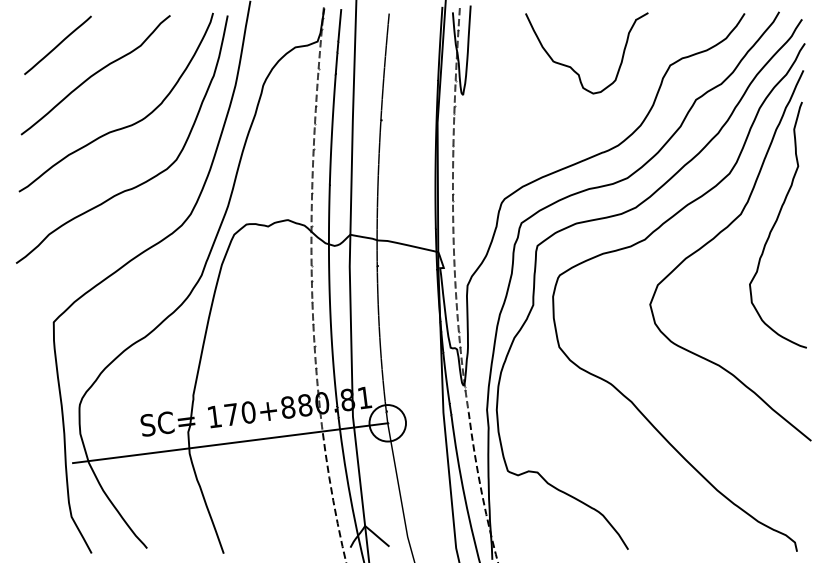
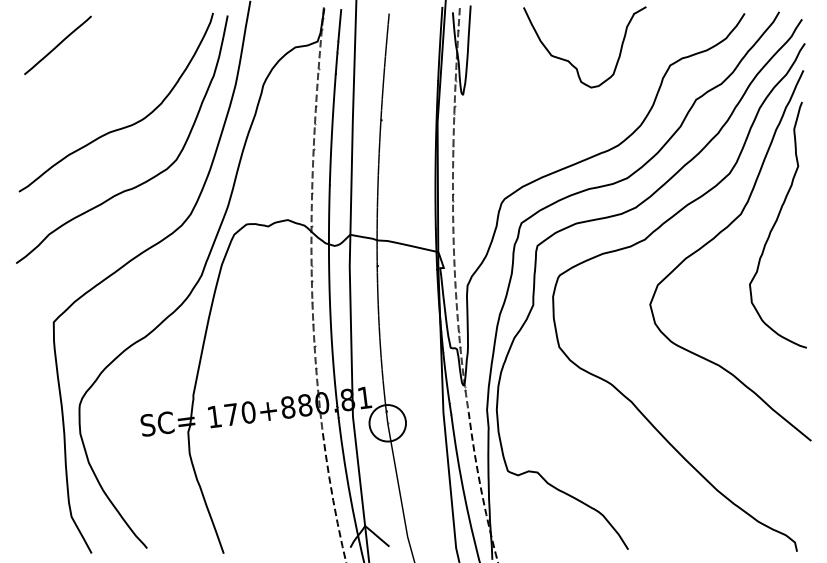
curve position: (572, 67) -> (570, 61) (570, 61)
curve: present -> none (95, 74)
line: present -> none (230, 443)
